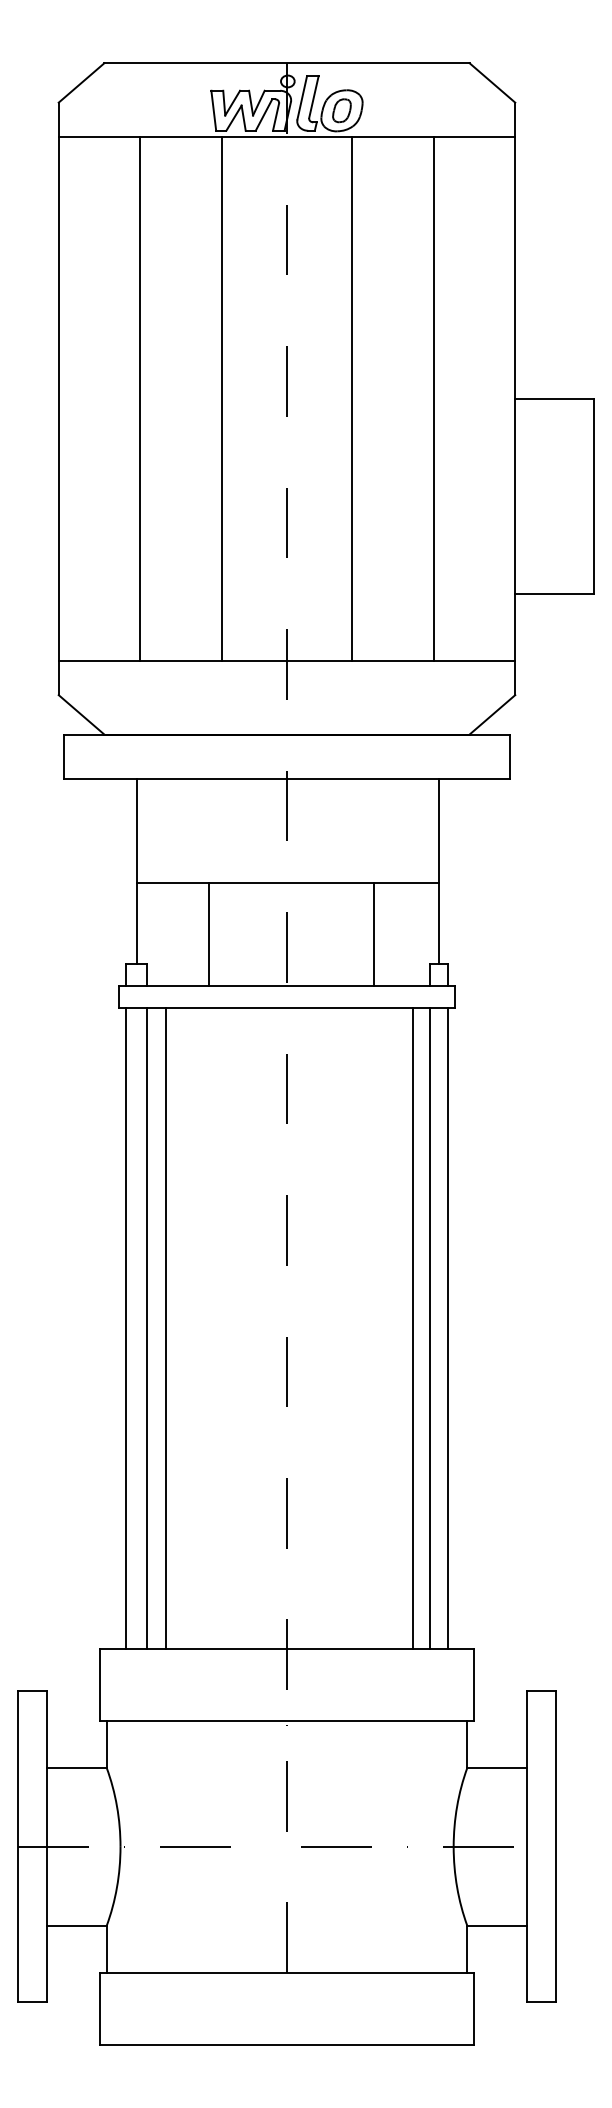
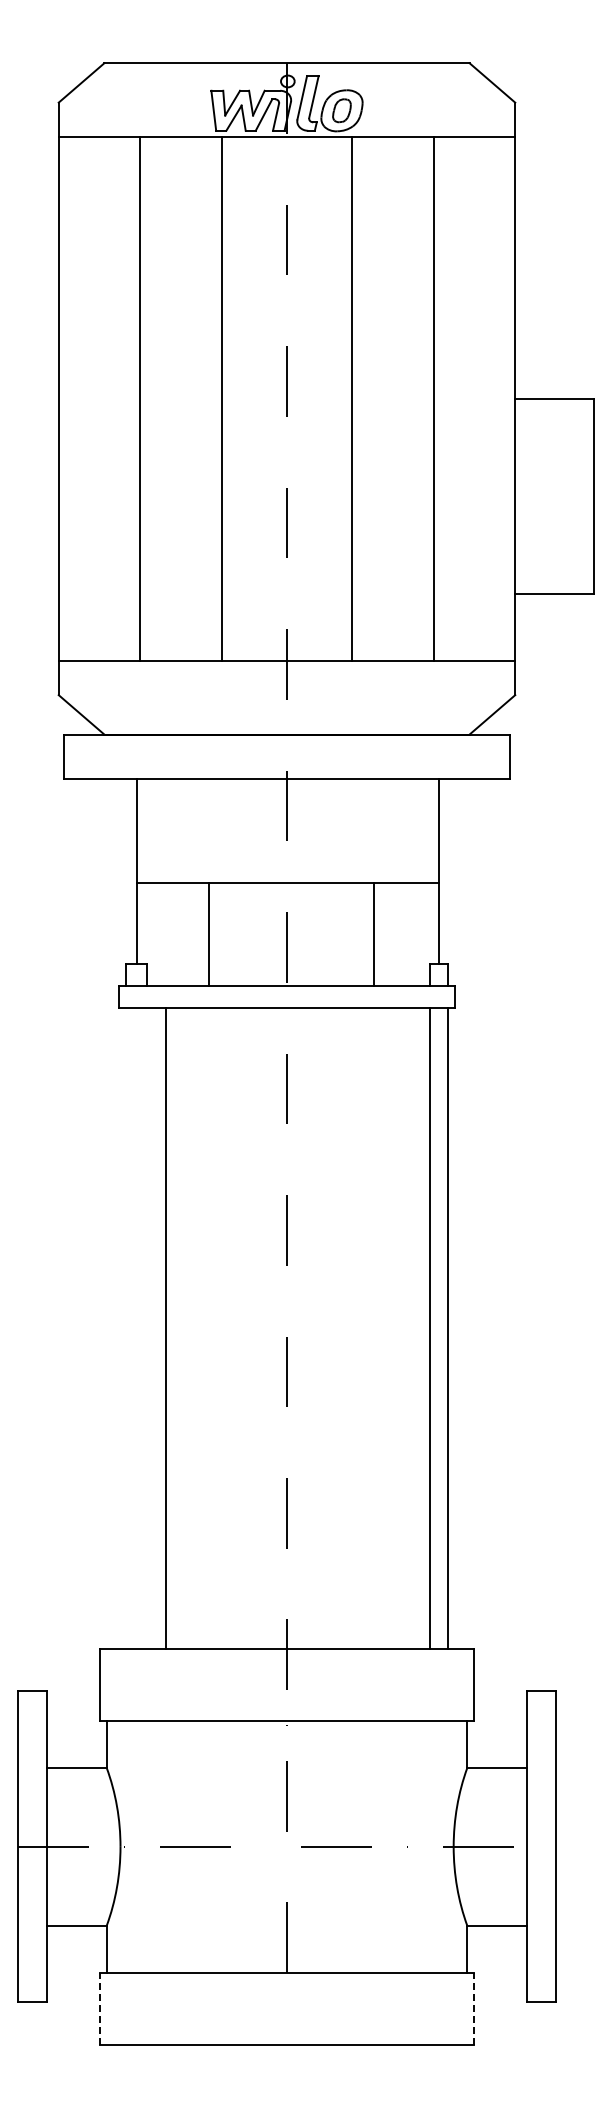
line: present -> none (126, 1328)
line: present -> none (147, 1328)
line: present -> none (412, 1328)
line: solid -> dashed (100, 2008)
line: solid -> dashed (473, 2008)
